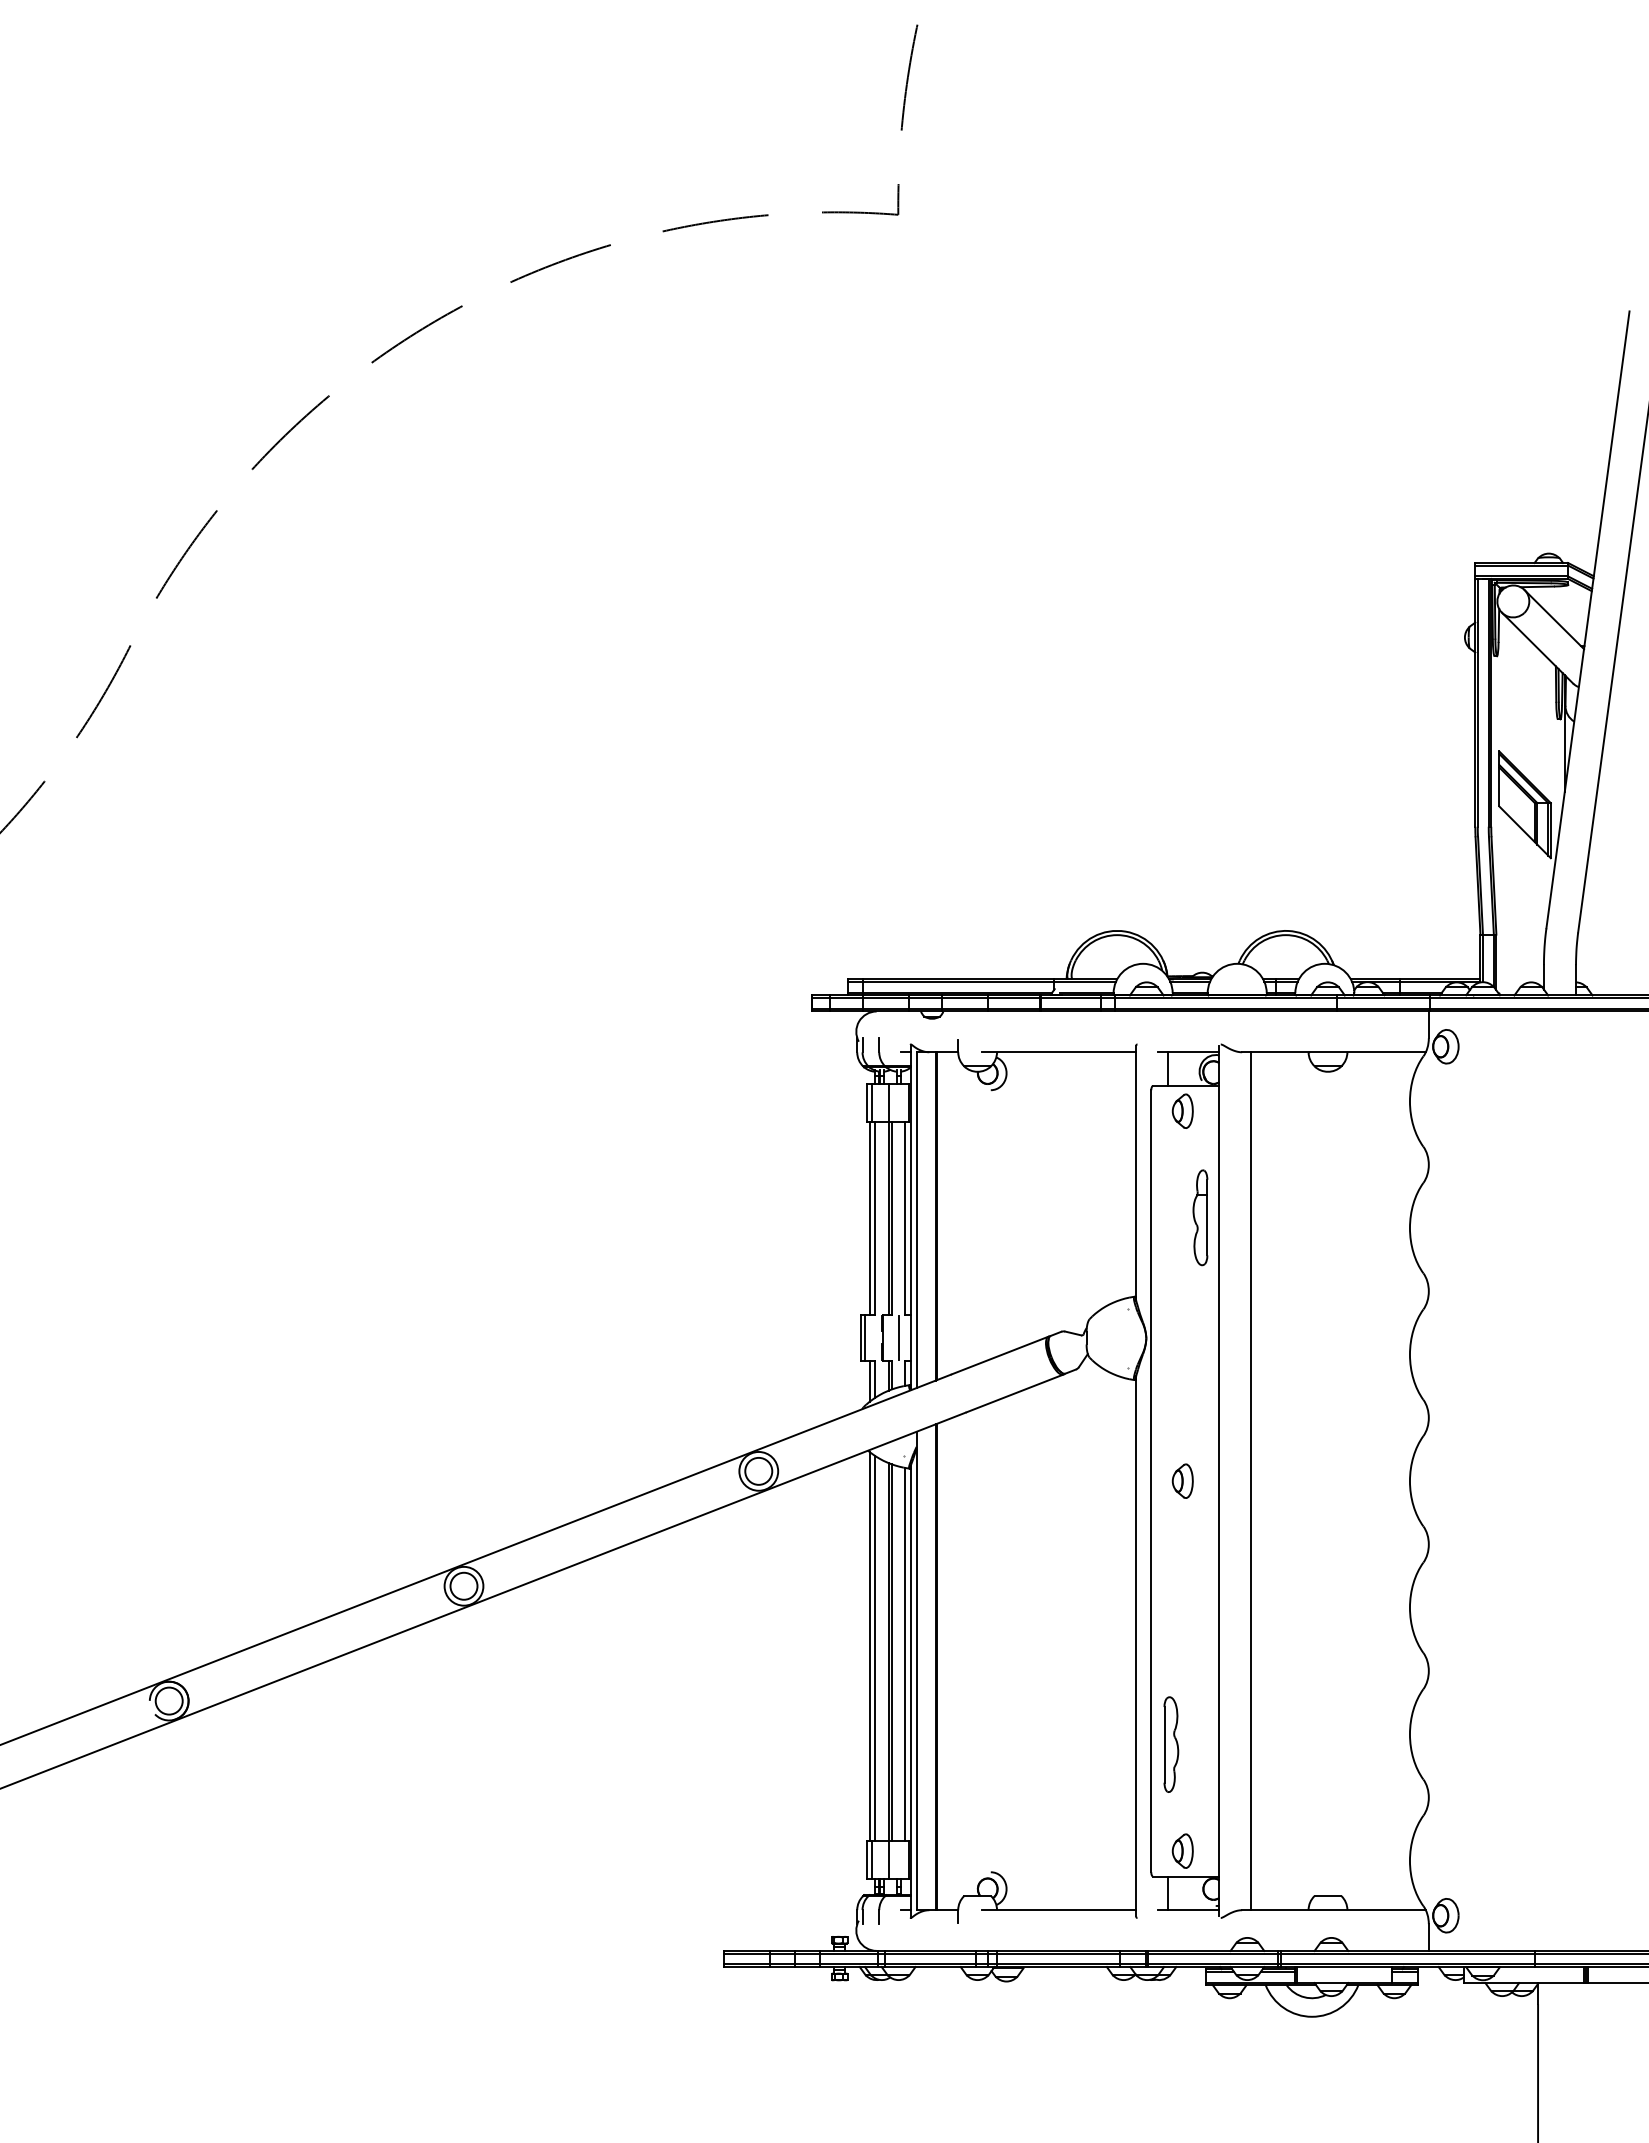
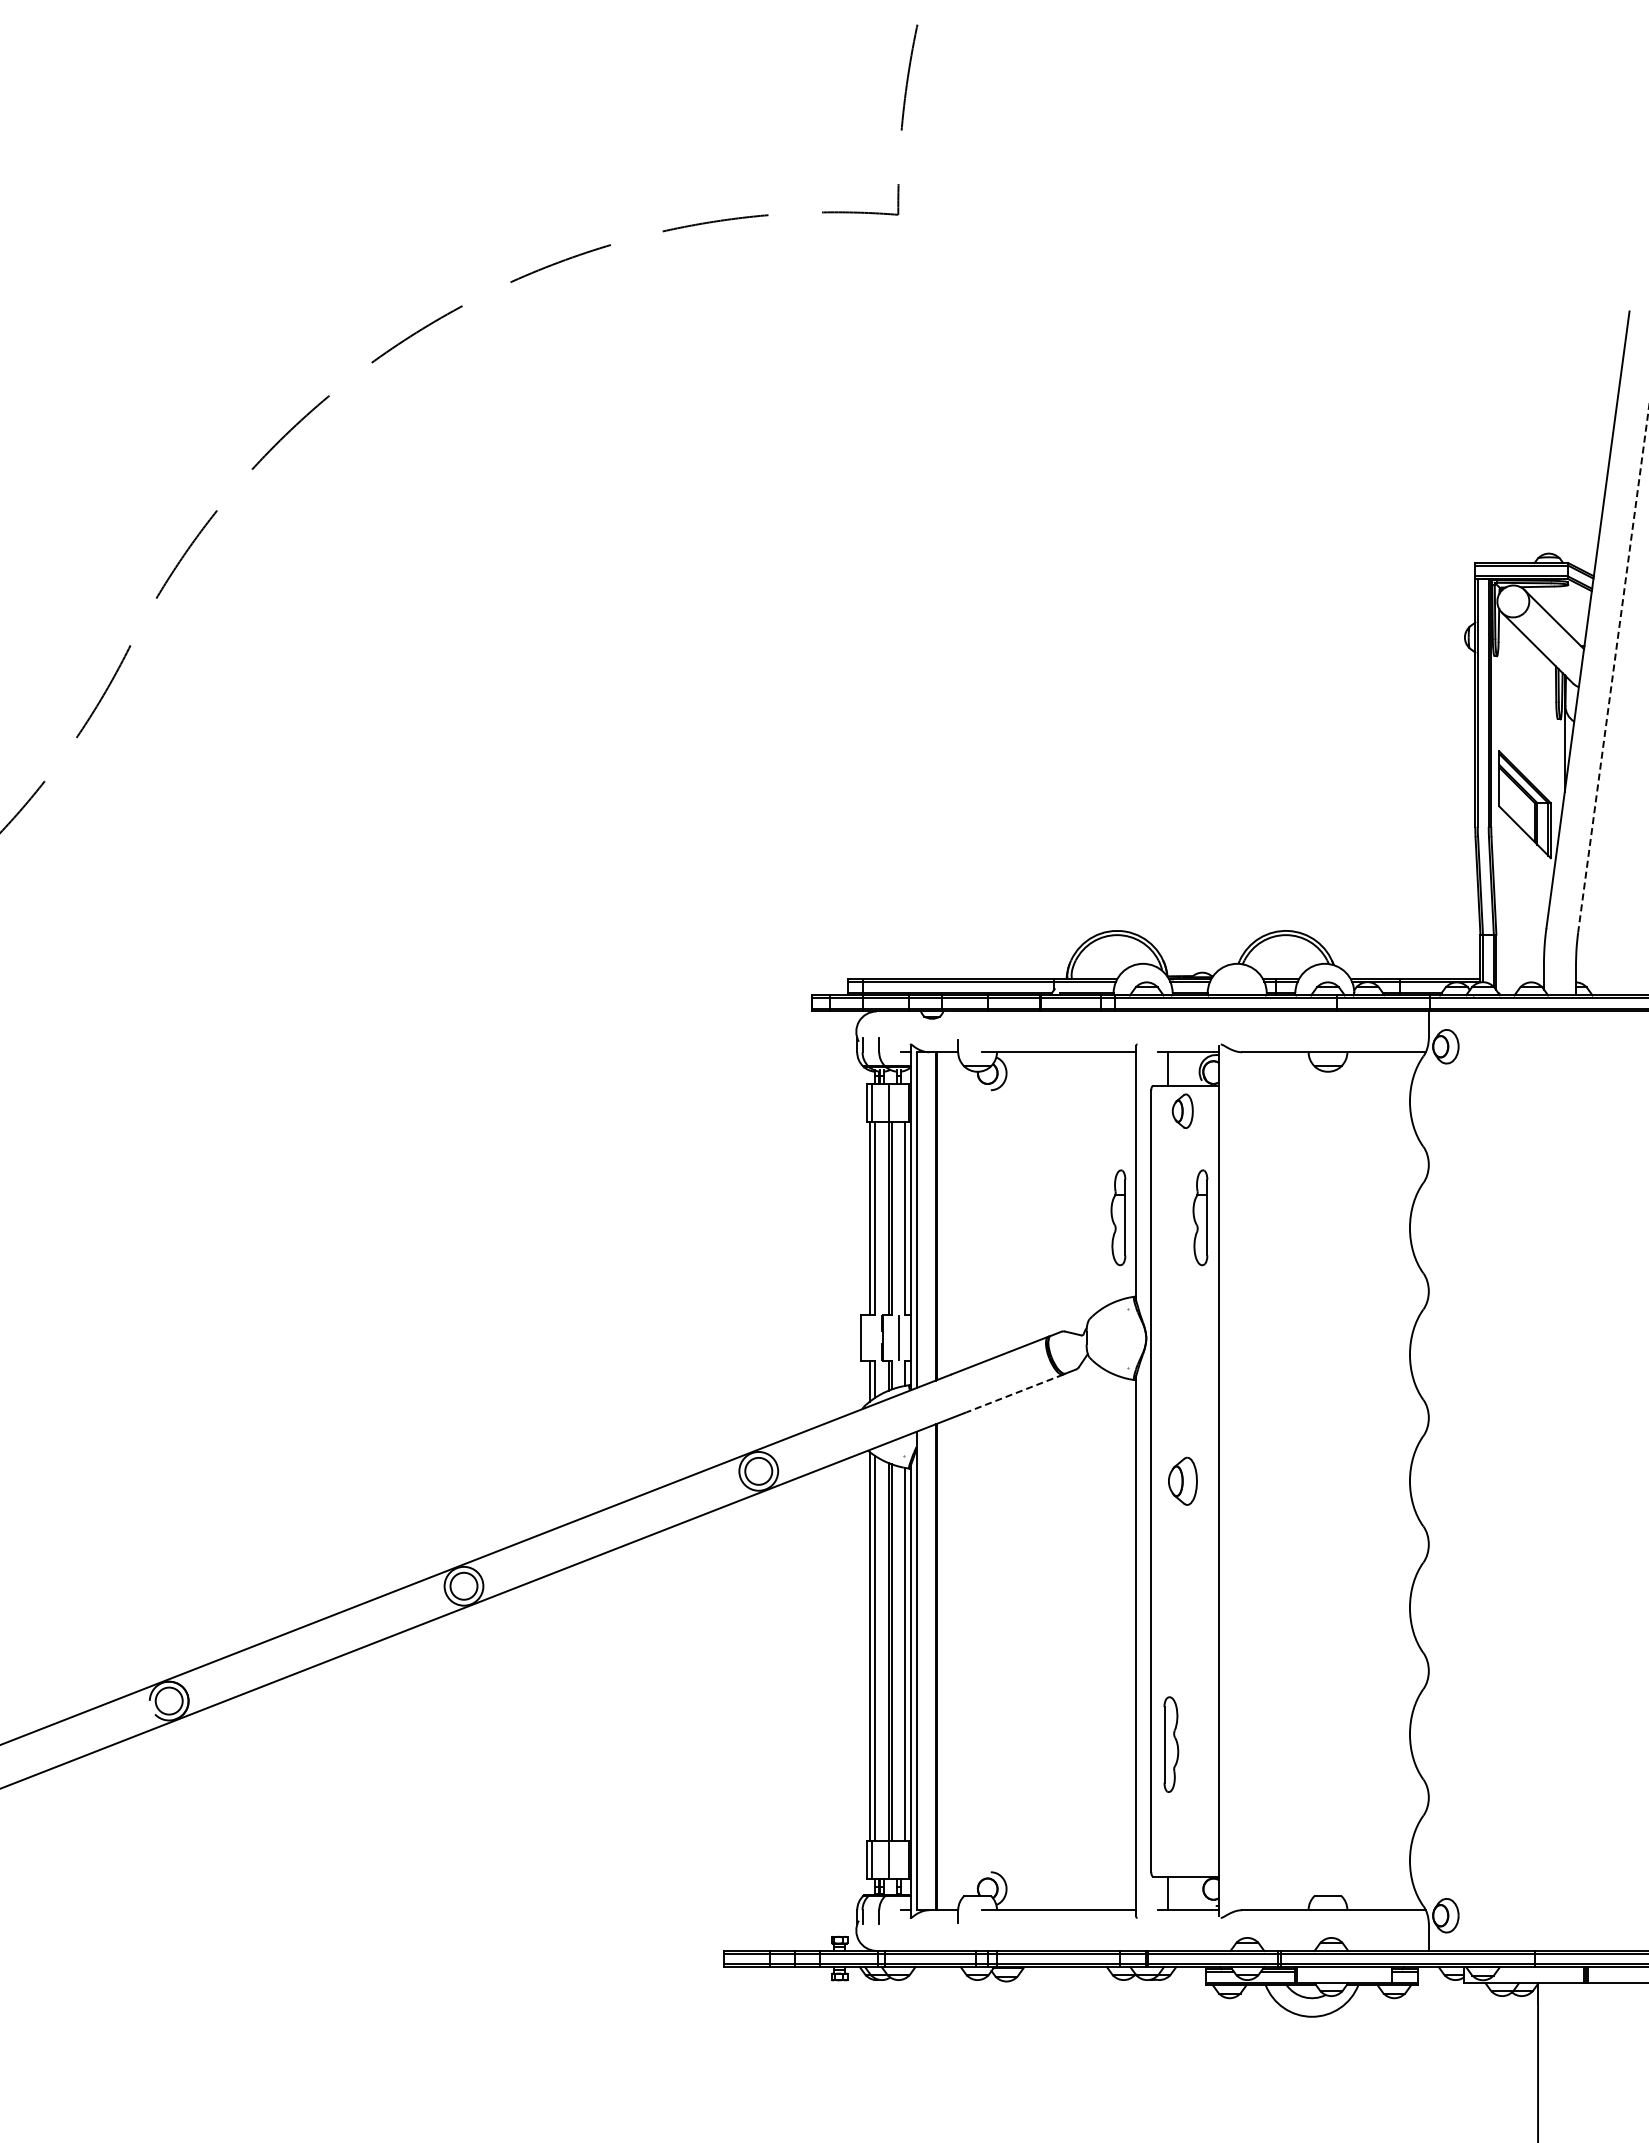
line: solid -> dashed (1613, 670)
part: none -> present (1118, 1217)
line: present -> none (865, 1337)
line: solid -> dashed (1015, 1393)
part size: 23x36 px -> 30x50 px (1182, 1480)
line: present -> none (1251, 1481)
part: present -> none (1182, 1850)
